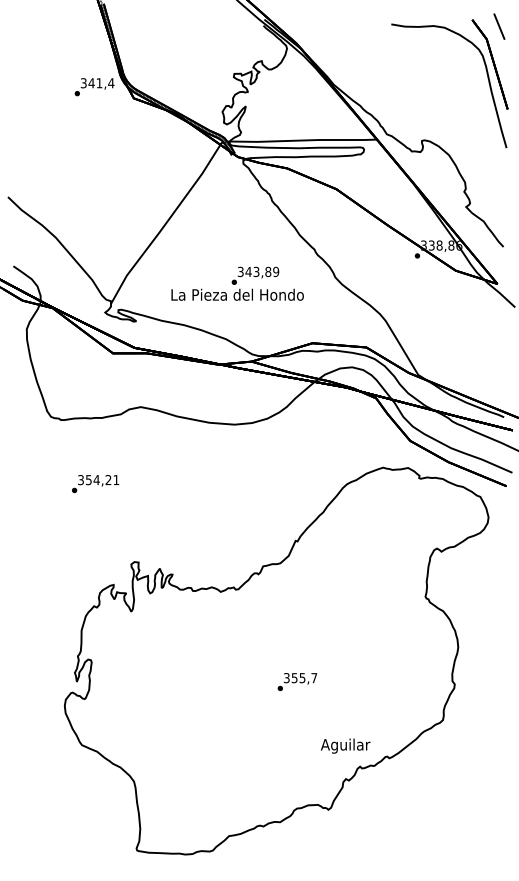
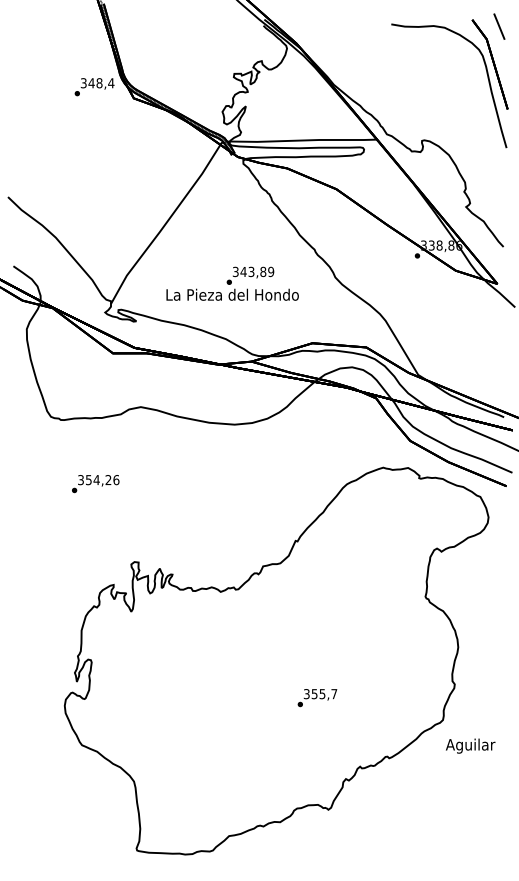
text: 341,4 -> 348,4 (99, 83)
text position: (237, 283) -> (232, 283) (232, 283)
text: 354,21 -> 354,26 (116, 480)
text position: (297, 682) -> (317, 698) (317, 698)
text position: (345, 745) -> (470, 745) (470, 745)
